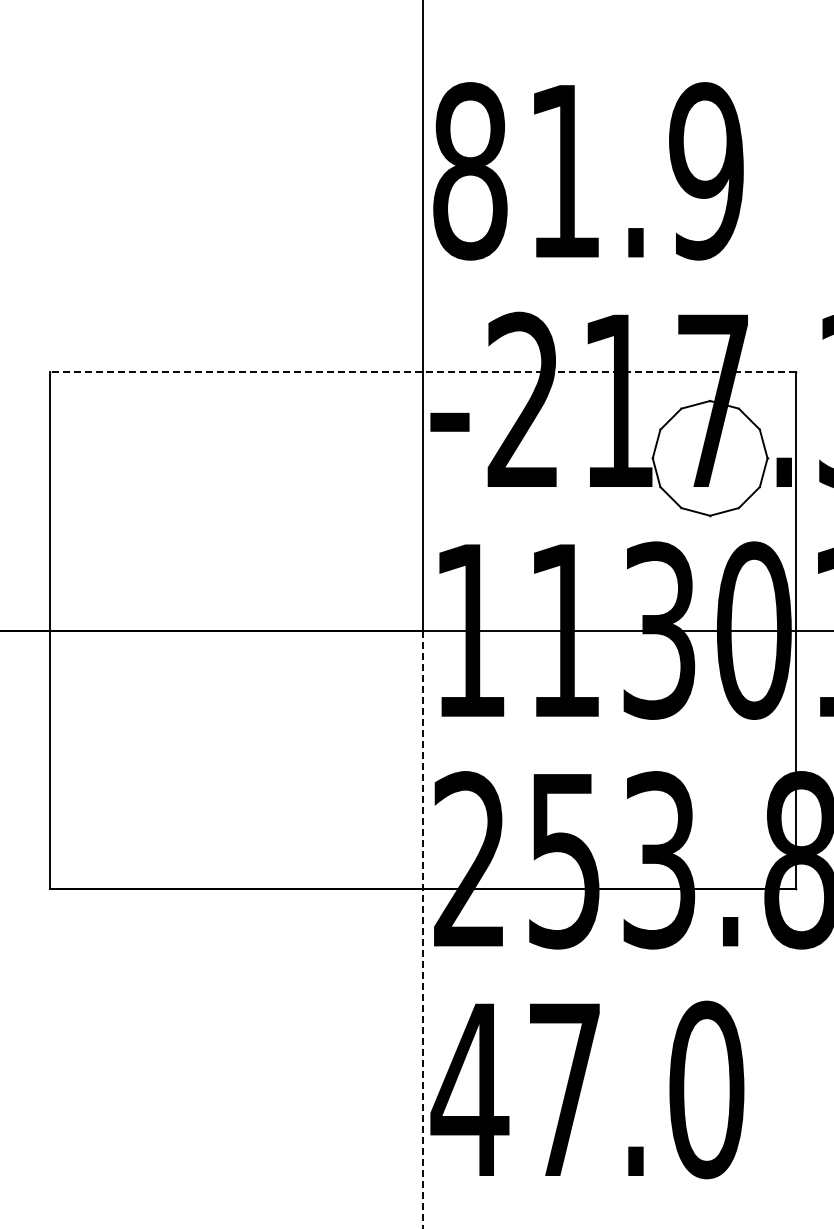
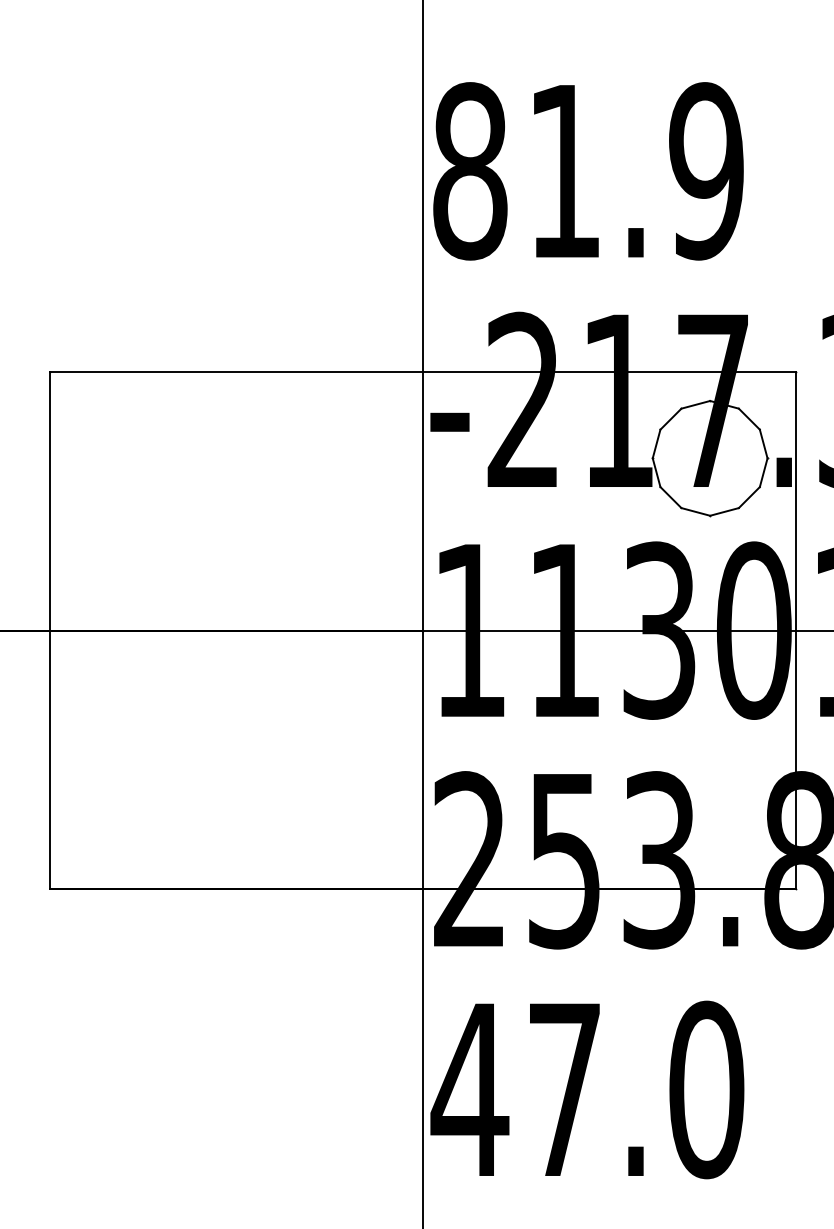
line: dashed -> solid (422, 372)
line: dashed -> solid (423, 929)
